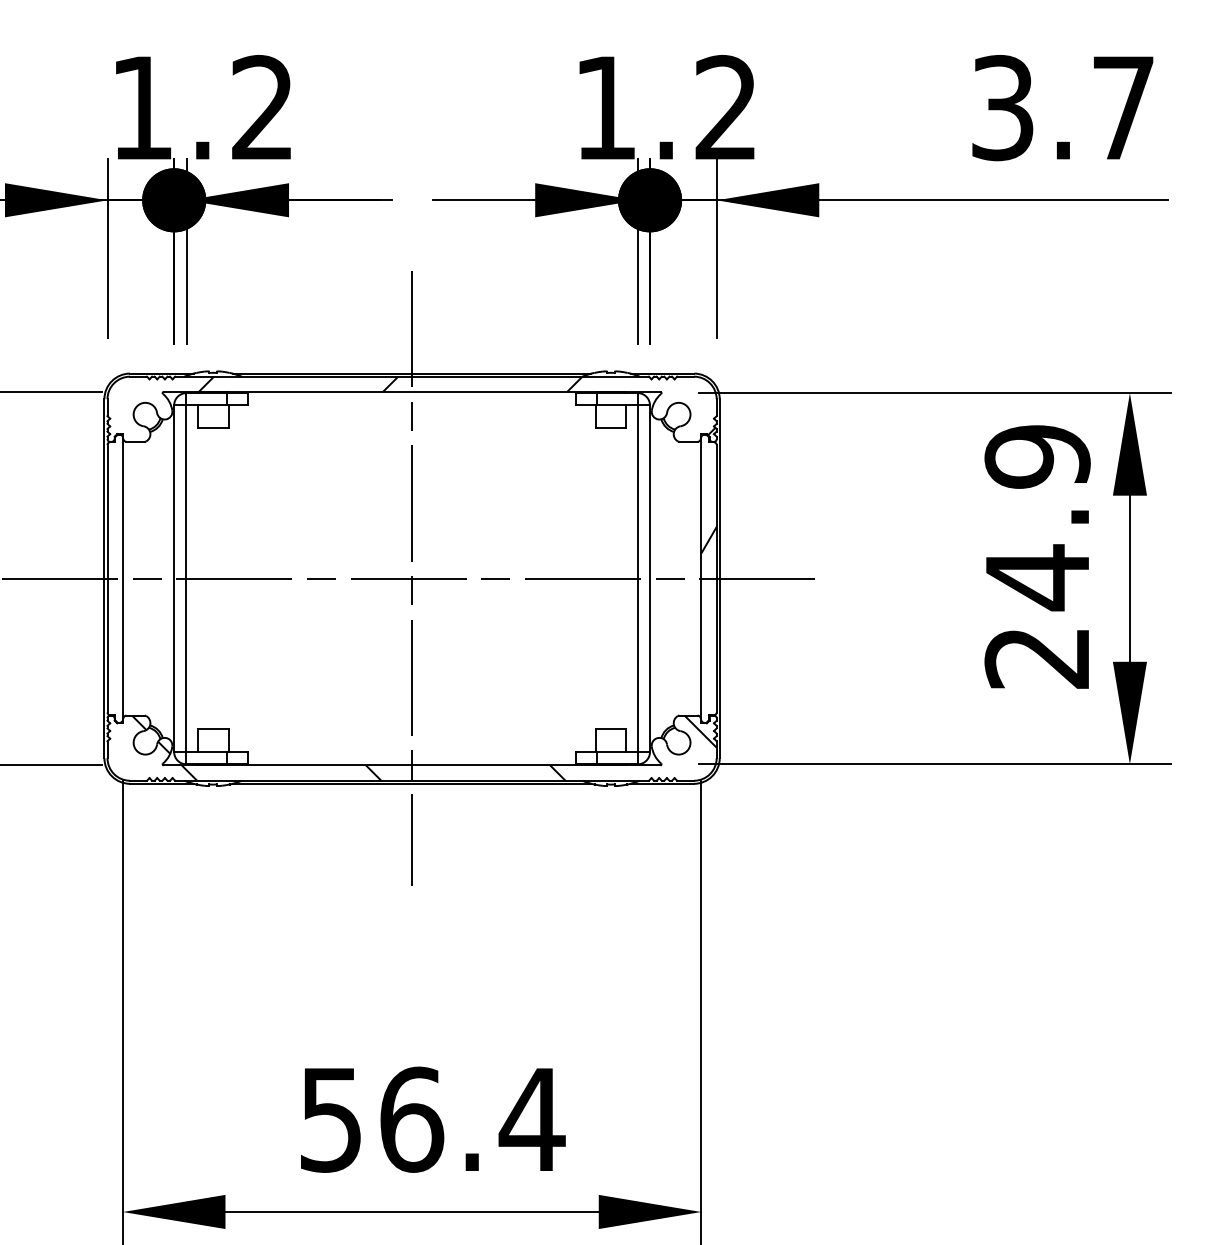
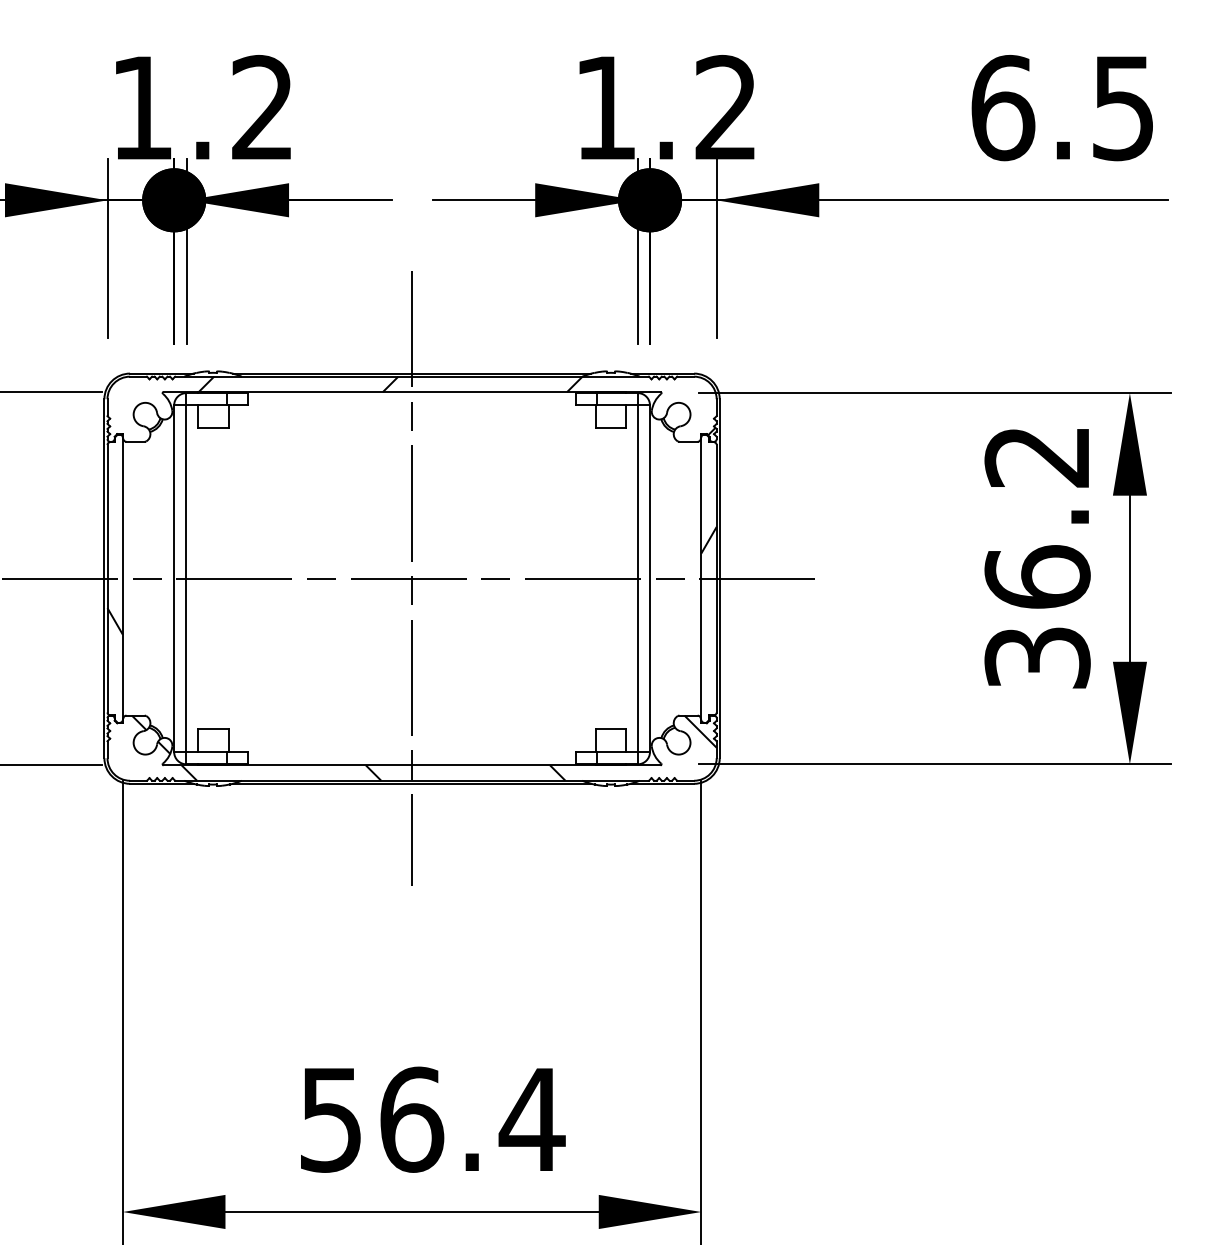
text: 3.7 -> 6.5 (1062, 107)
text: 24.9 -> 36.2 (1037, 556)
hatch: none -> present (114, 621)
